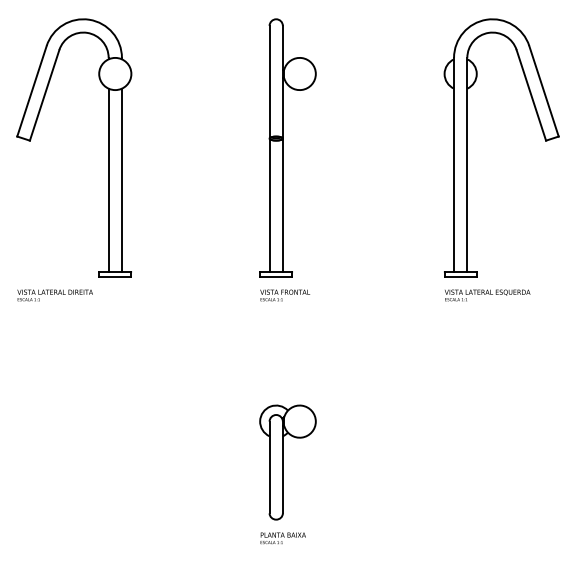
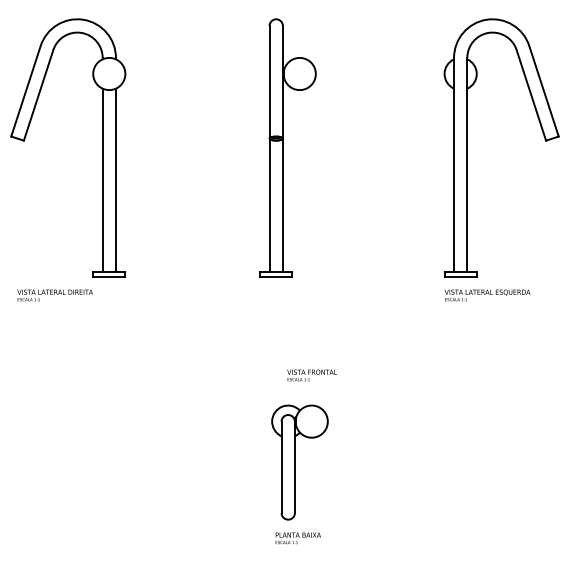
part position: (108, 147) -> (102, 147) (102, 147)
text position: (285, 295) -> (312, 375) (312, 375)
part position: (287, 462) -> (299, 462) (299, 462)
text position: (282, 538) -> (297, 538) (297, 538)
